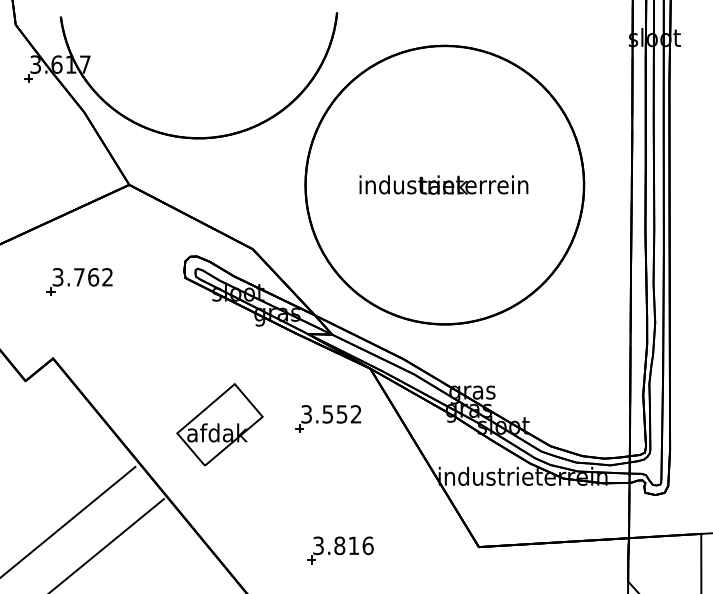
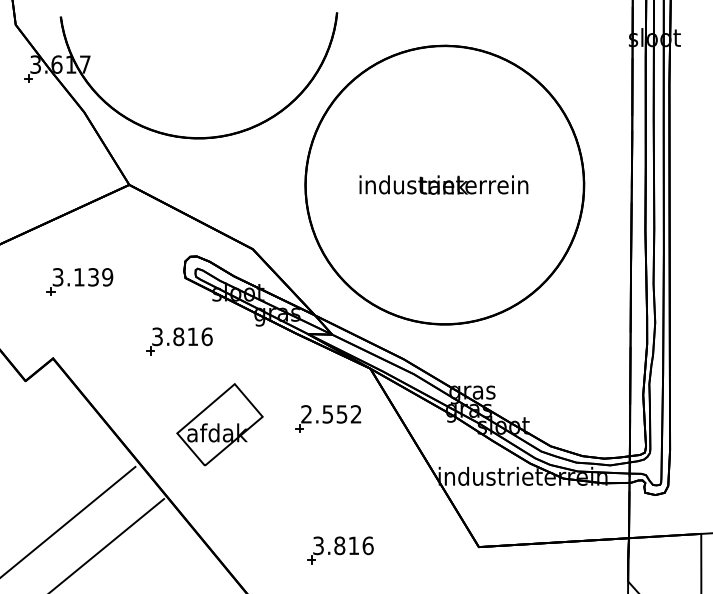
text: 3.762 -> 3.139 (93, 277)
part: none -> present (179, 341)
text: 3.552 -> 2.552 (306, 414)
